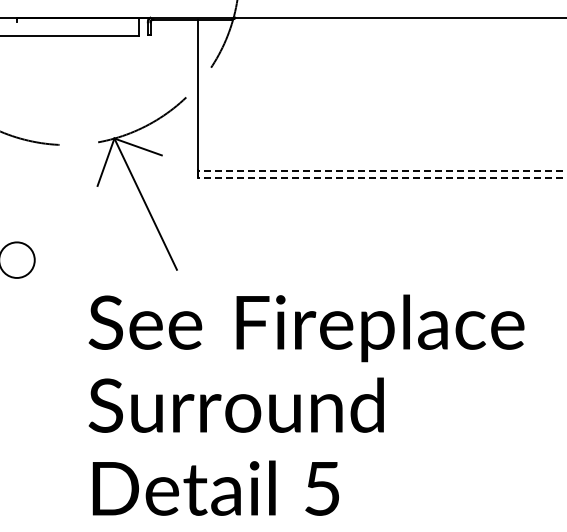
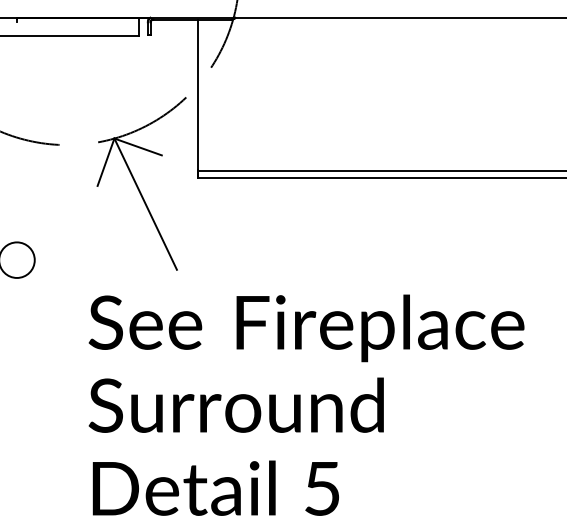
line: dashed -> solid (382, 170)
line: dashed -> solid (382, 177)
